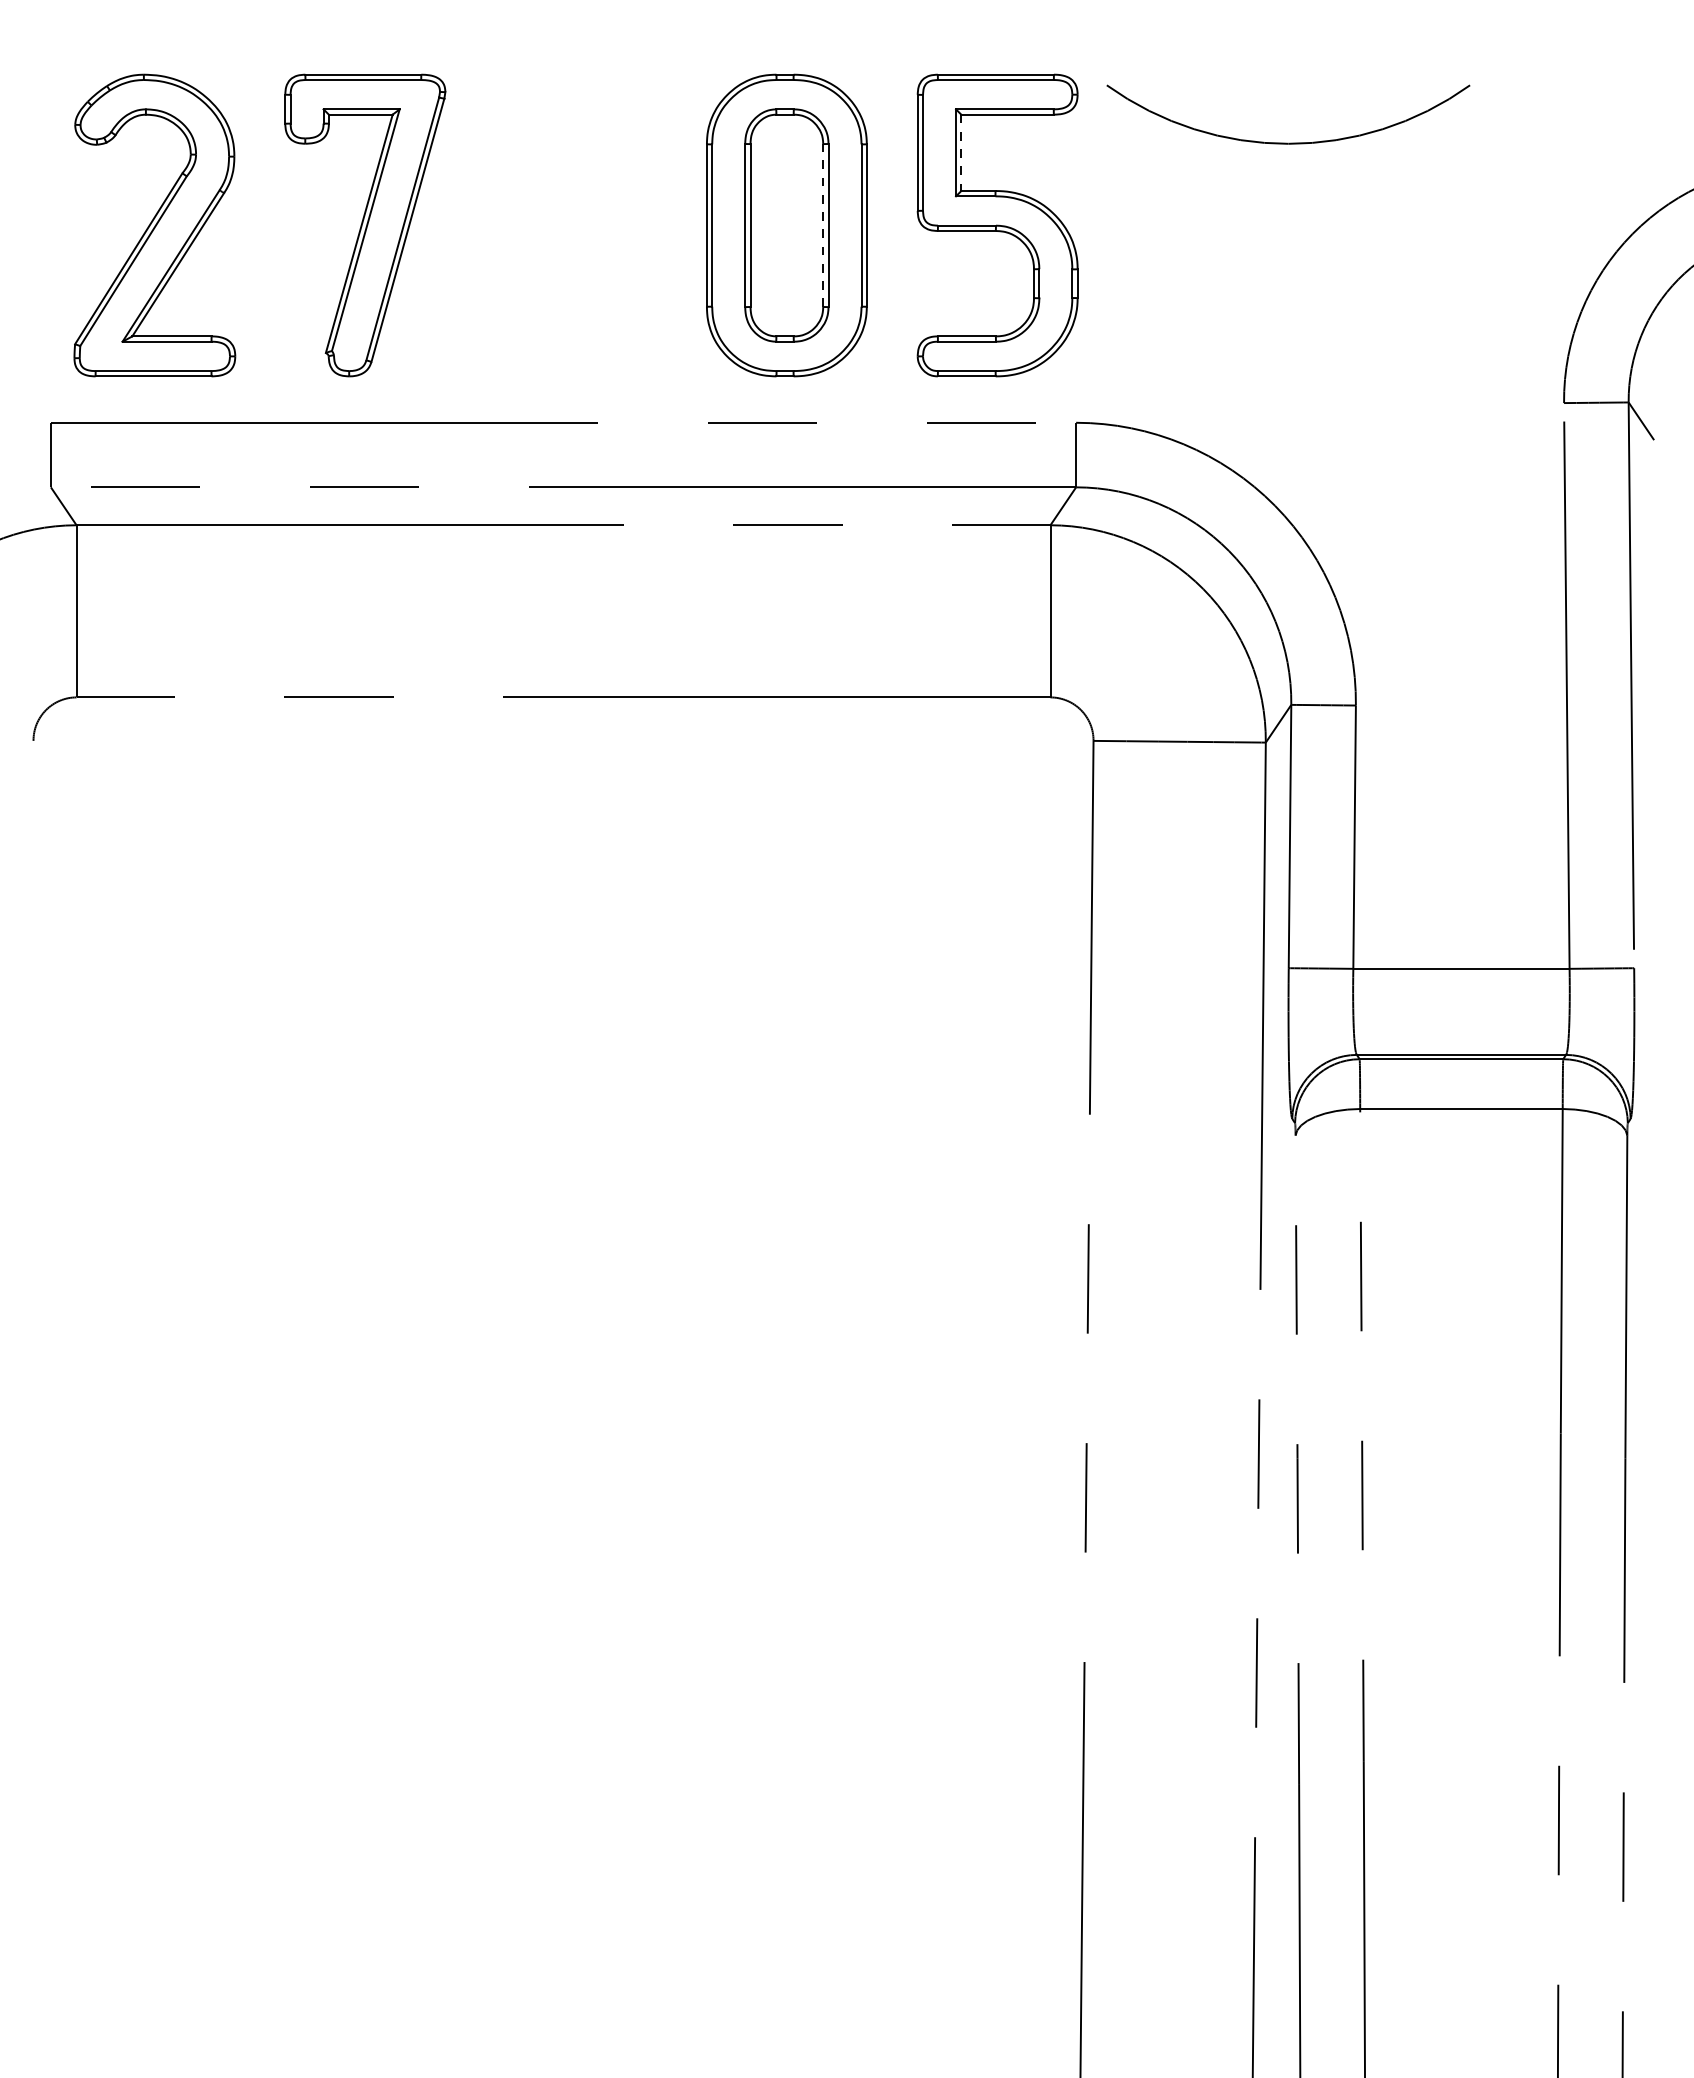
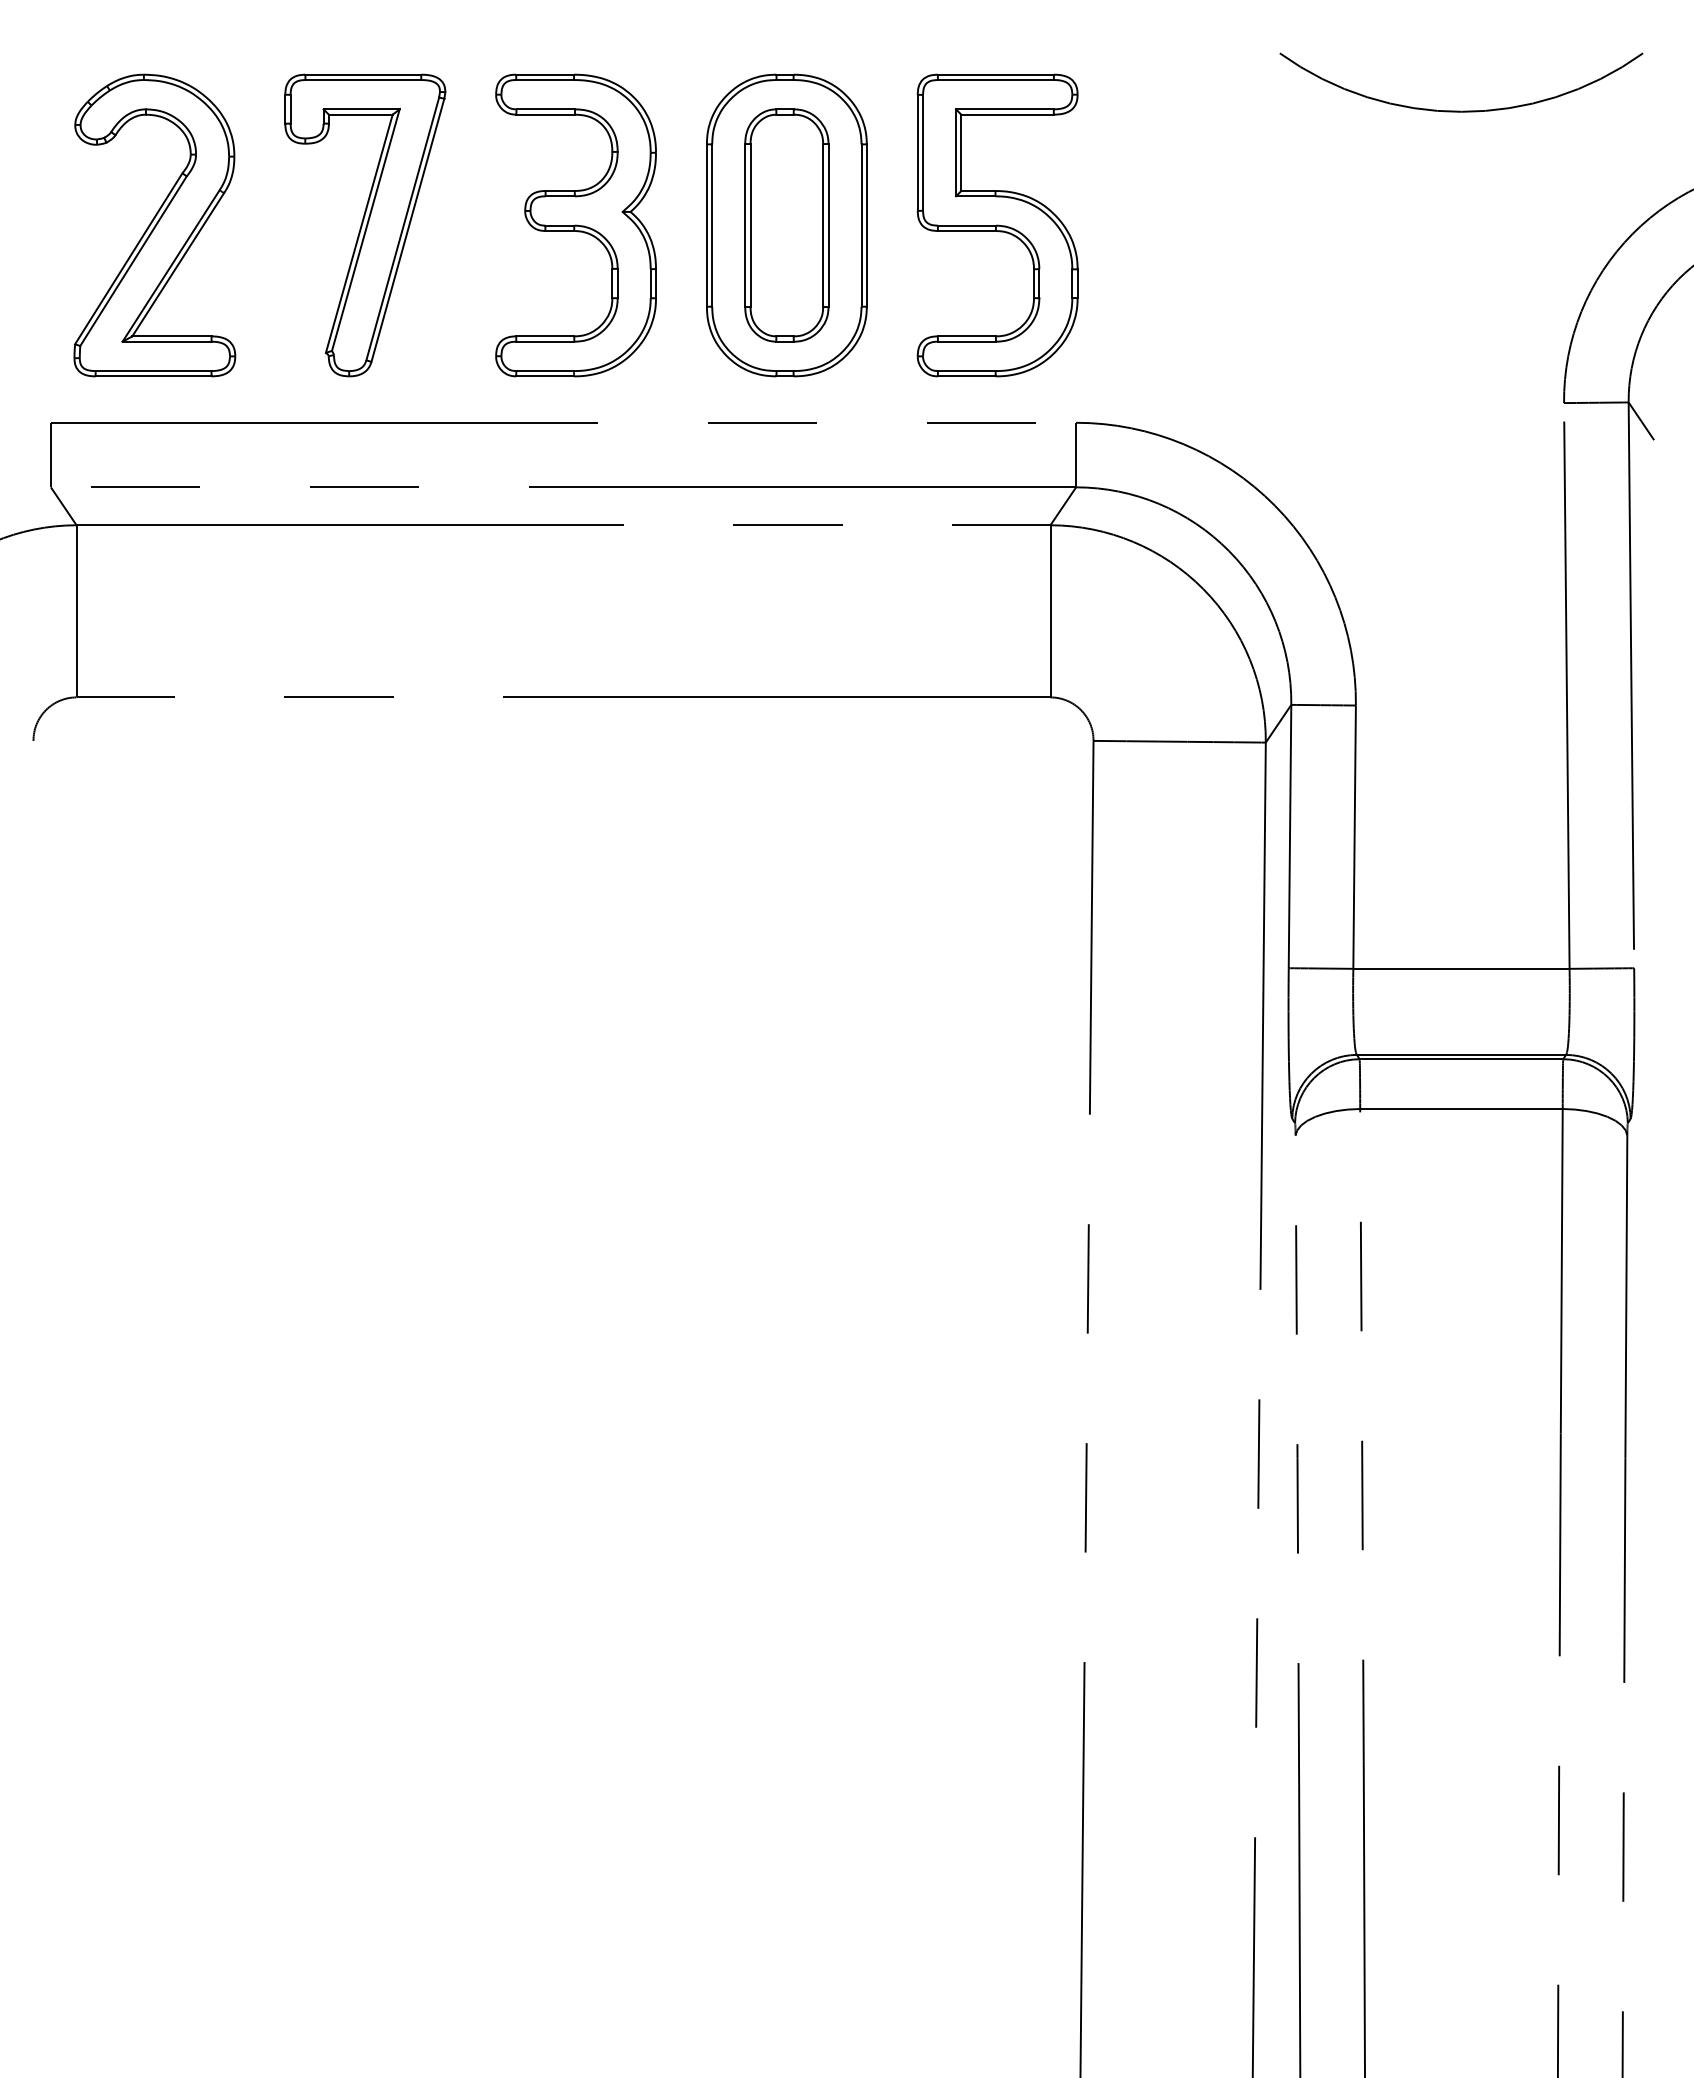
arc position: (1288, 142) -> (1461, 110) (1461, 110)
line: dashed -> solid (961, 153)
part: none -> present (575, 225)
line: dashed -> solid (823, 225)
